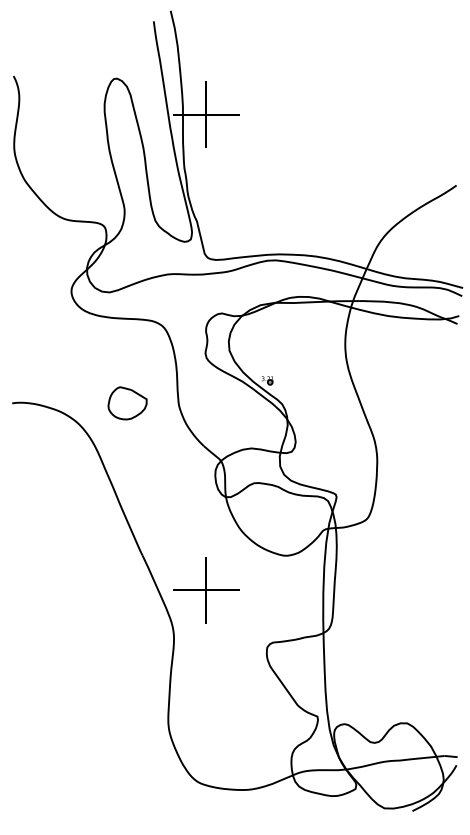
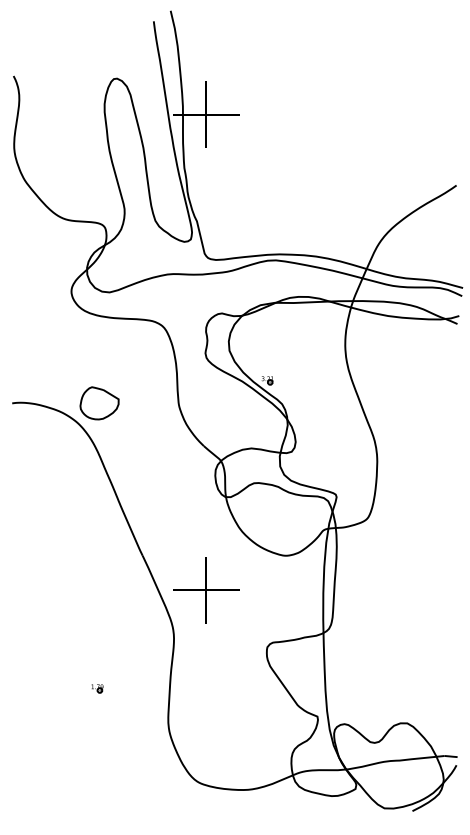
part position: (127, 403) -> (99, 403) (99, 403)
part: none -> present (97, 688)
